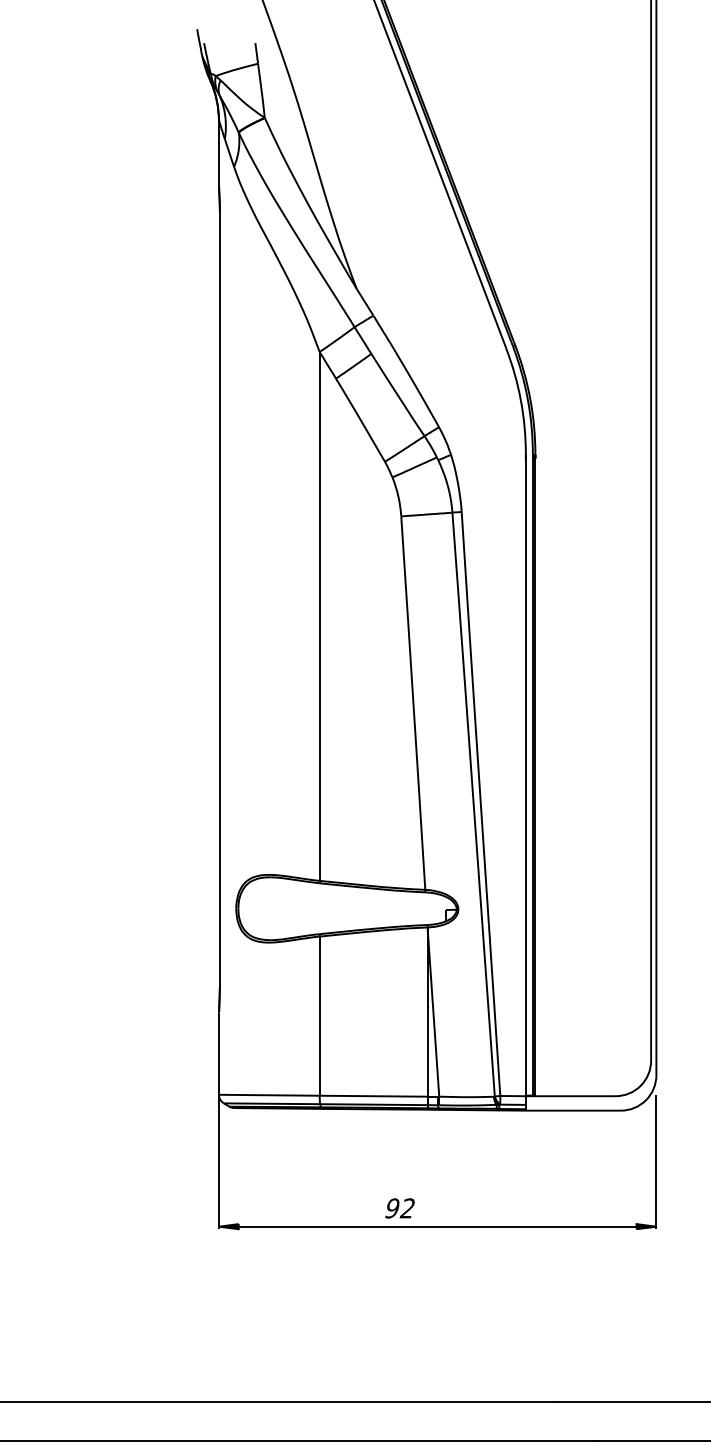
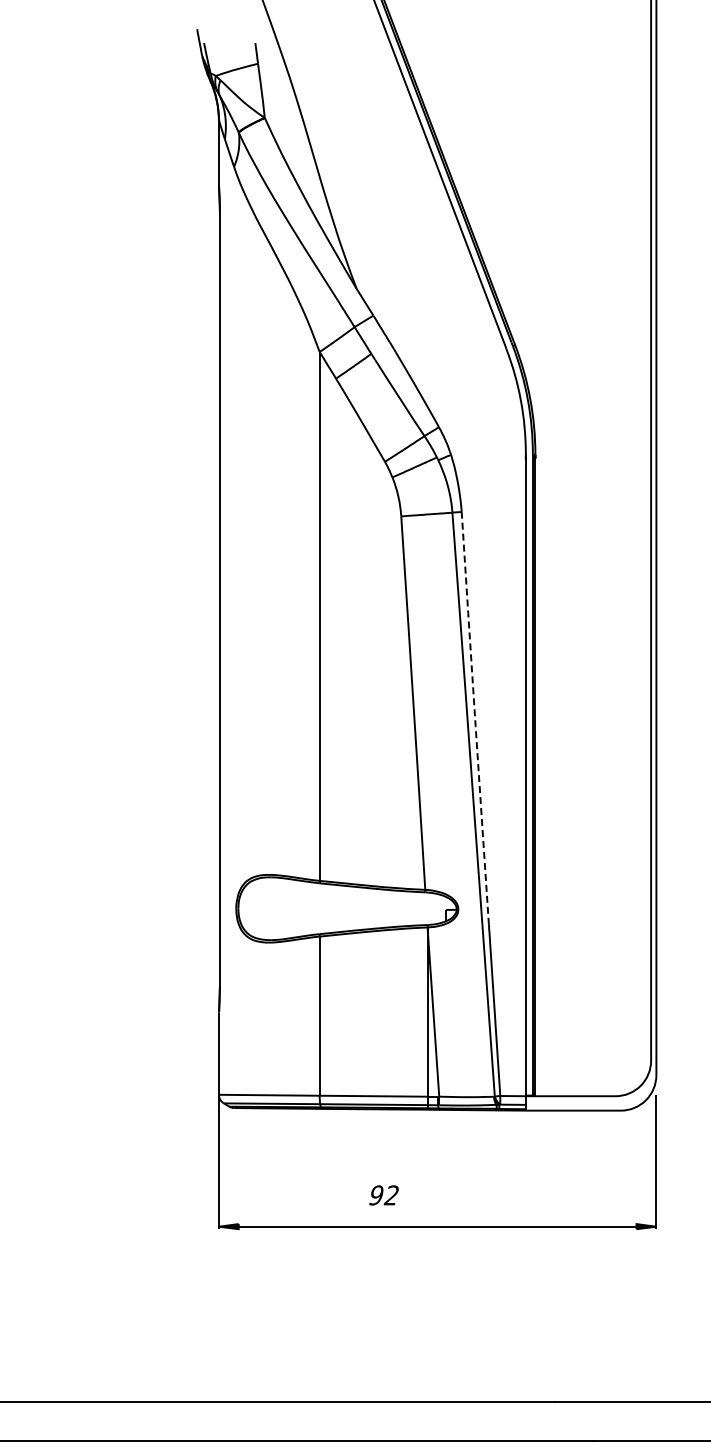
line: solid -> dashed (475, 717)
text position: (399, 1208) -> (383, 1195) (383, 1195)
